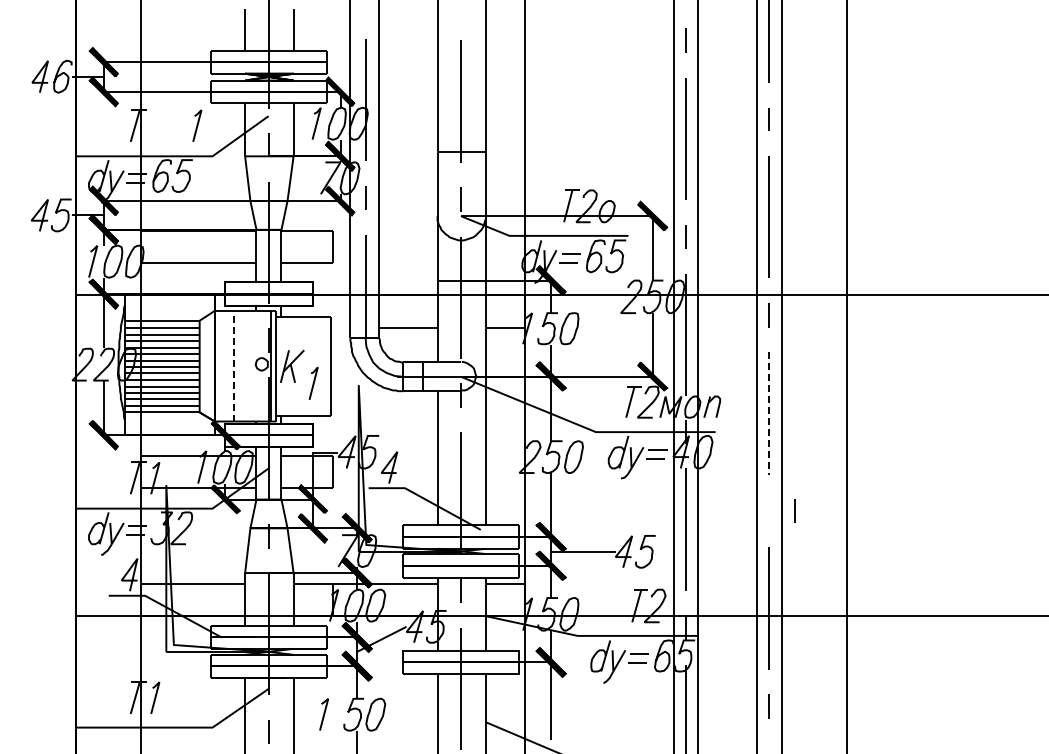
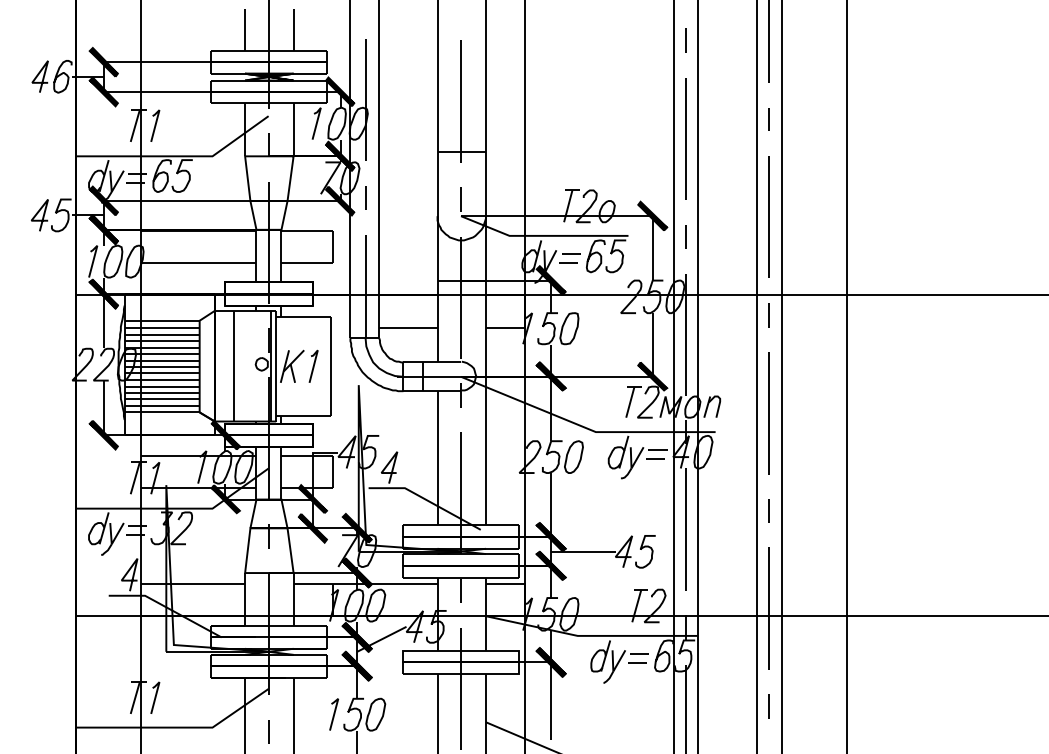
line position: (197, 125) -> (155, 125) (155, 125)
line: dashed -> solid (233, 365)
line position: (313, 382) -> (313, 365) (313, 365)
line: dashed -> solid (769, 413)
line position: (794, 510) -> (768, 510) (768, 510)
line position: (324, 714) -> (334, 714) (334, 714)
